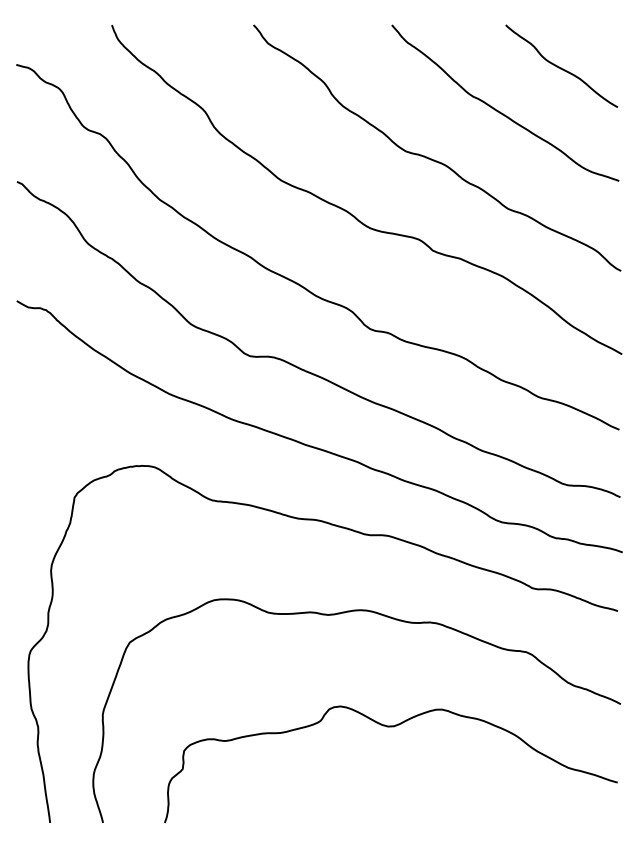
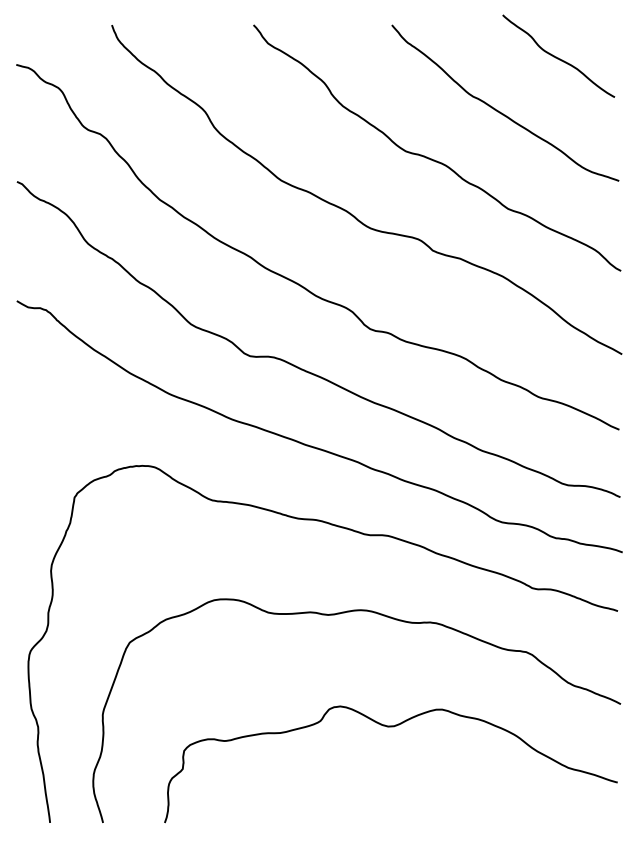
curve position: (561, 67) -> (558, 57) (558, 57)
